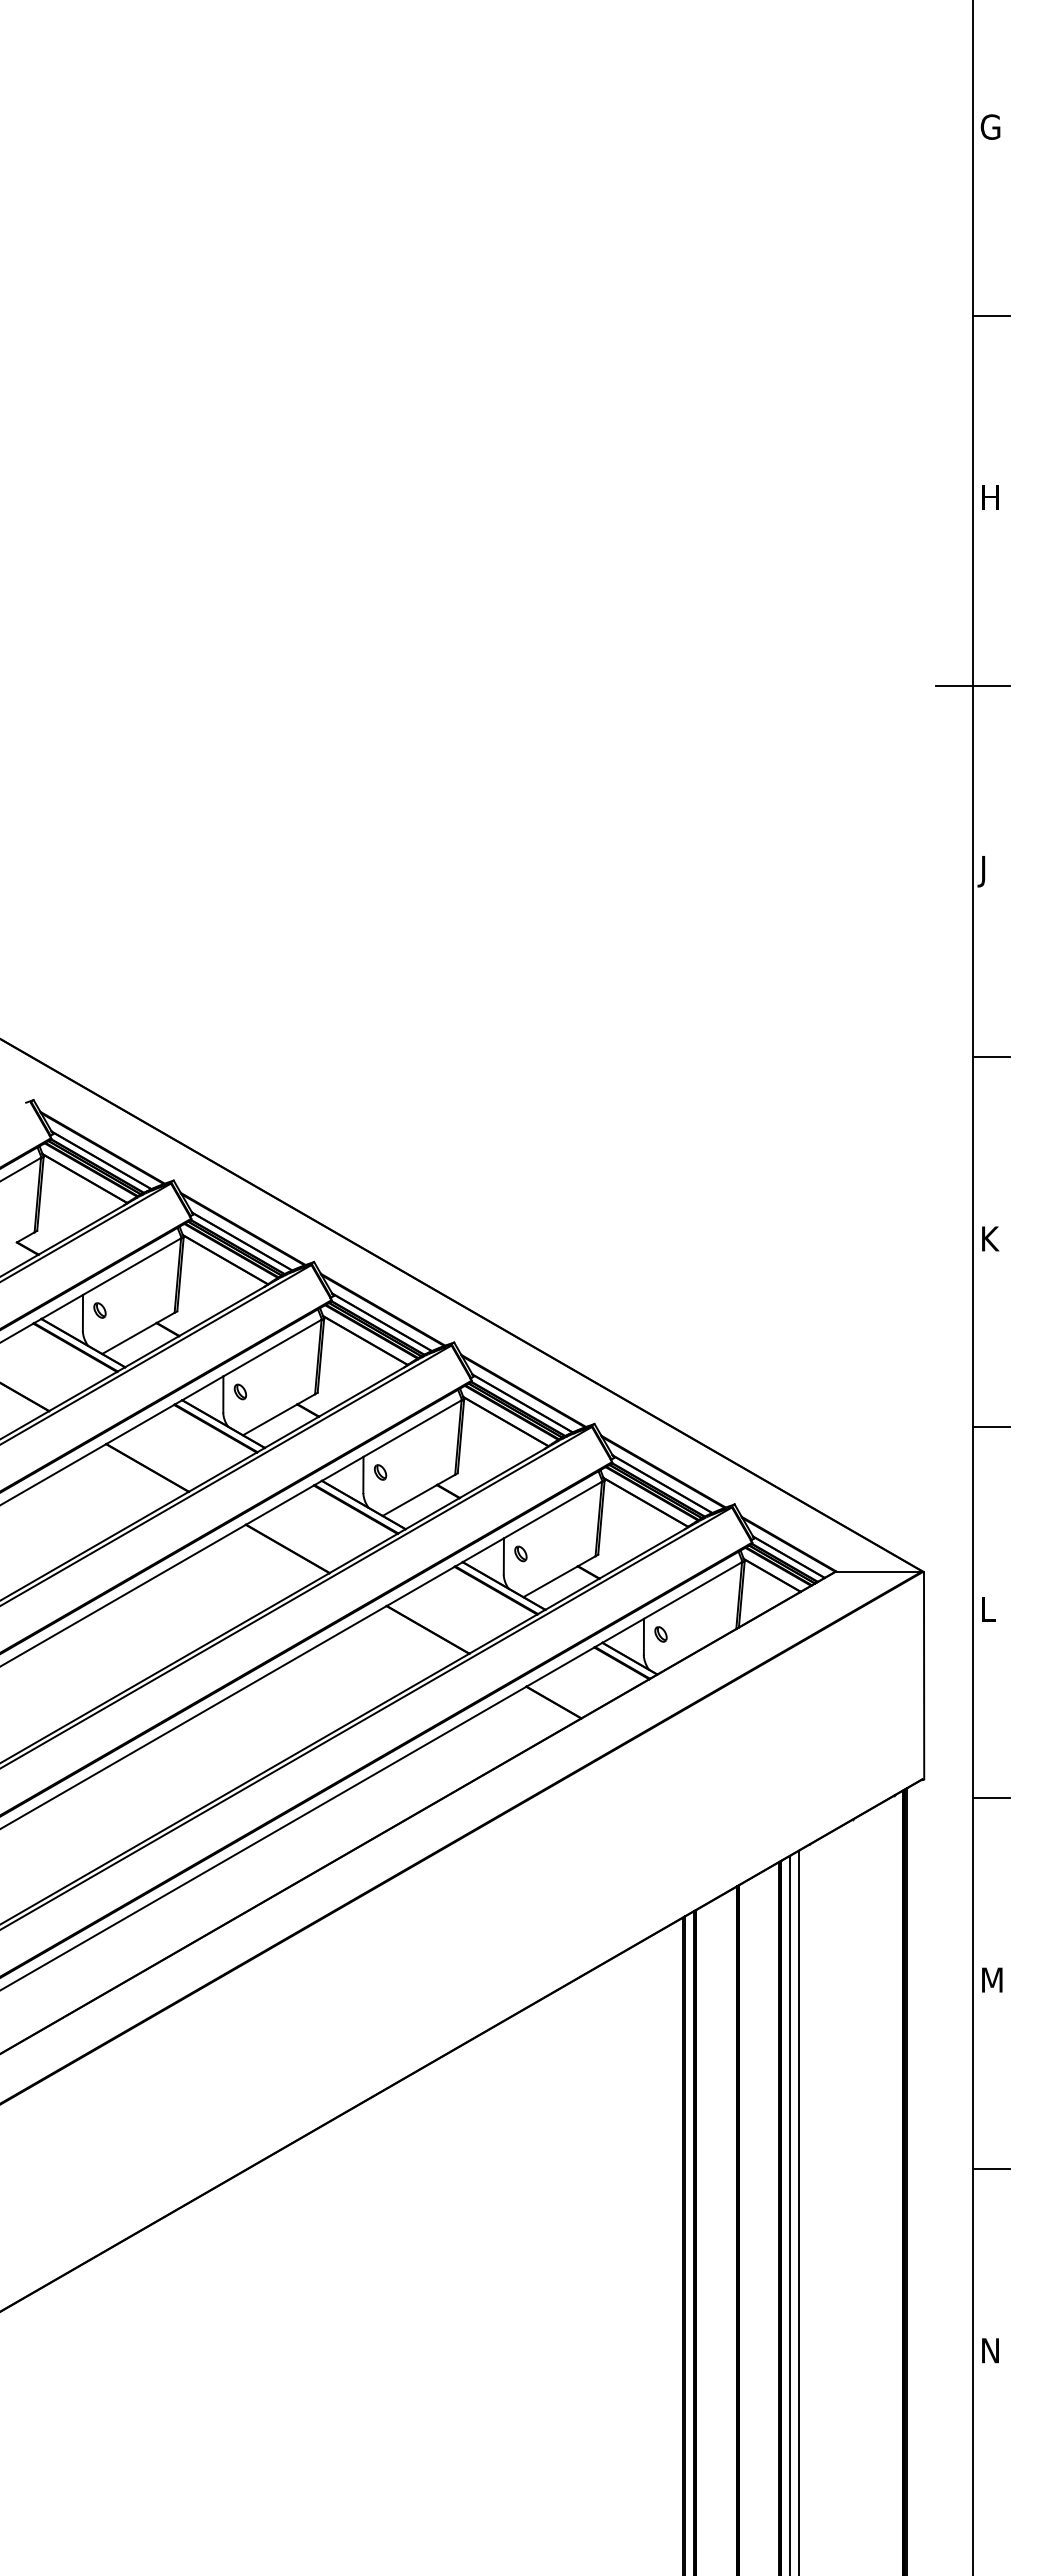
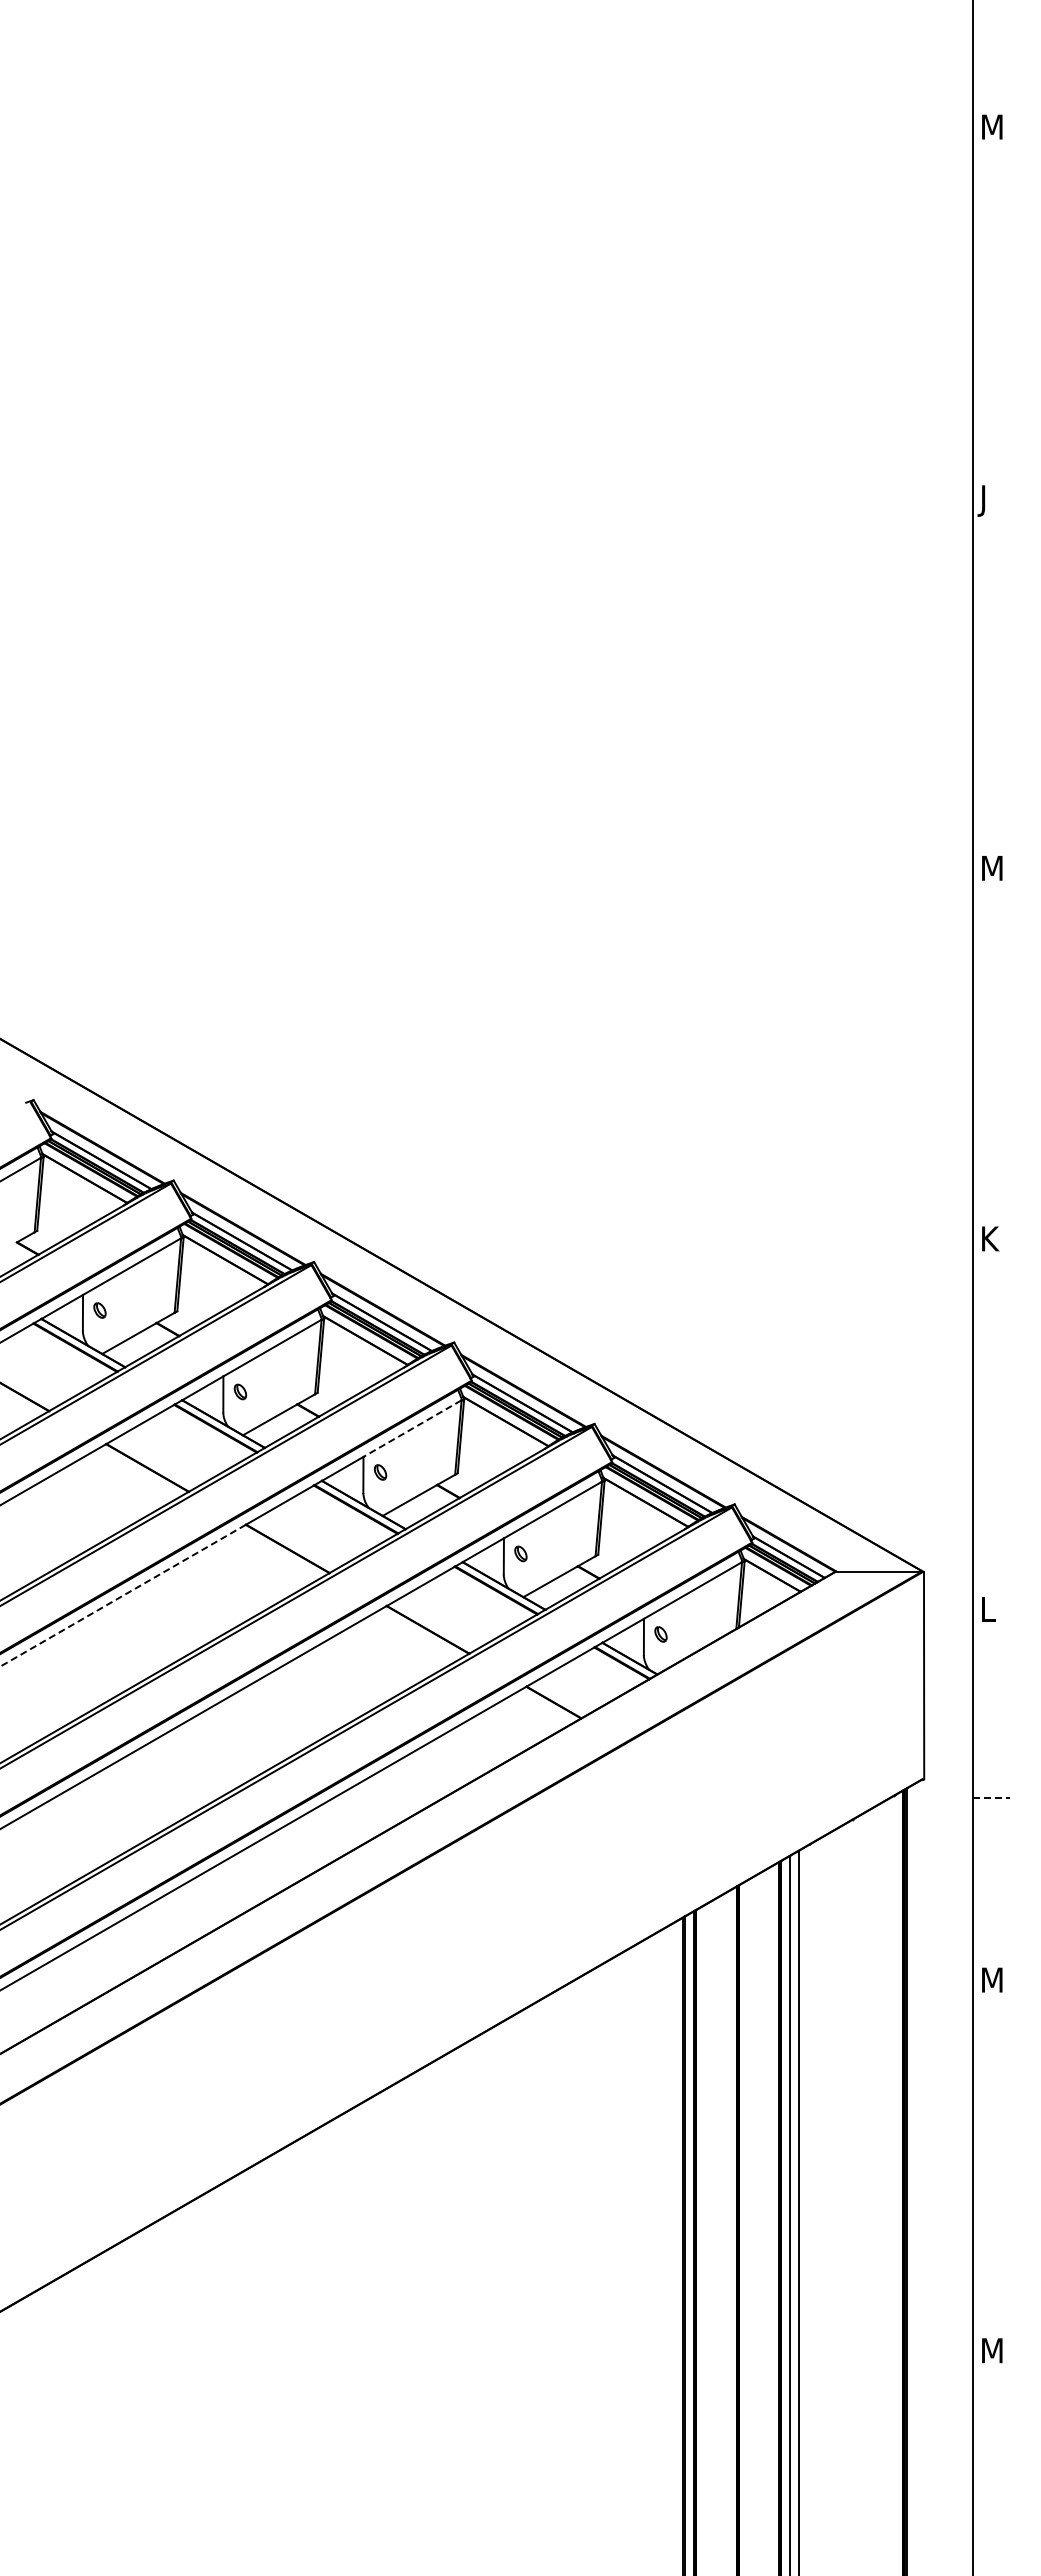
text: G -> M (991, 126)
line: present -> none (990, 315)
text: H -> J (987, 500)
line: present -> none (972, 686)
text: J -> M (989, 871)
line: present -> none (990, 1056)
line: present -> none (990, 1427)
line: solid -> dashed (412, 1428)
line: solid -> dashed (122, 1595)
line: solid -> dashed (991, 1797)
line: present -> none (990, 2168)
text: N -> M (993, 2350)
